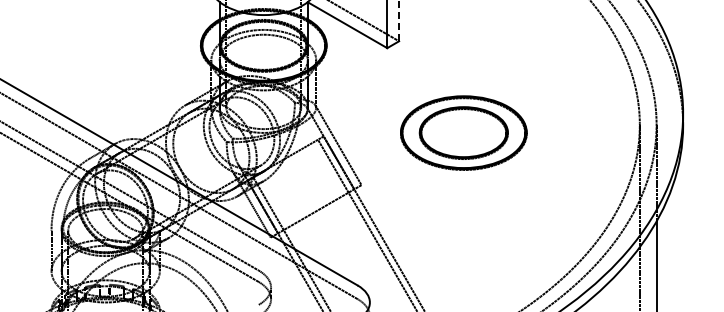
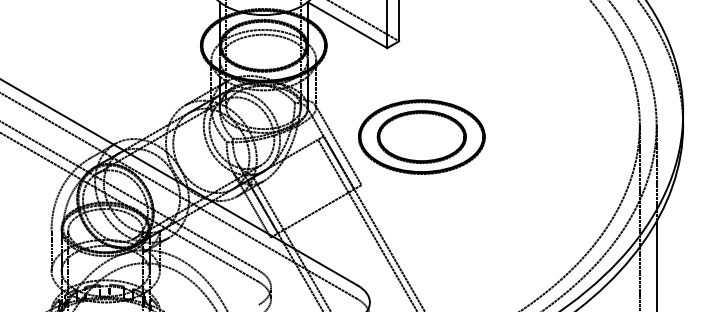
line: dashed -> solid (399, 20)
part position: (463, 132) -> (421, 136) (421, 136)
